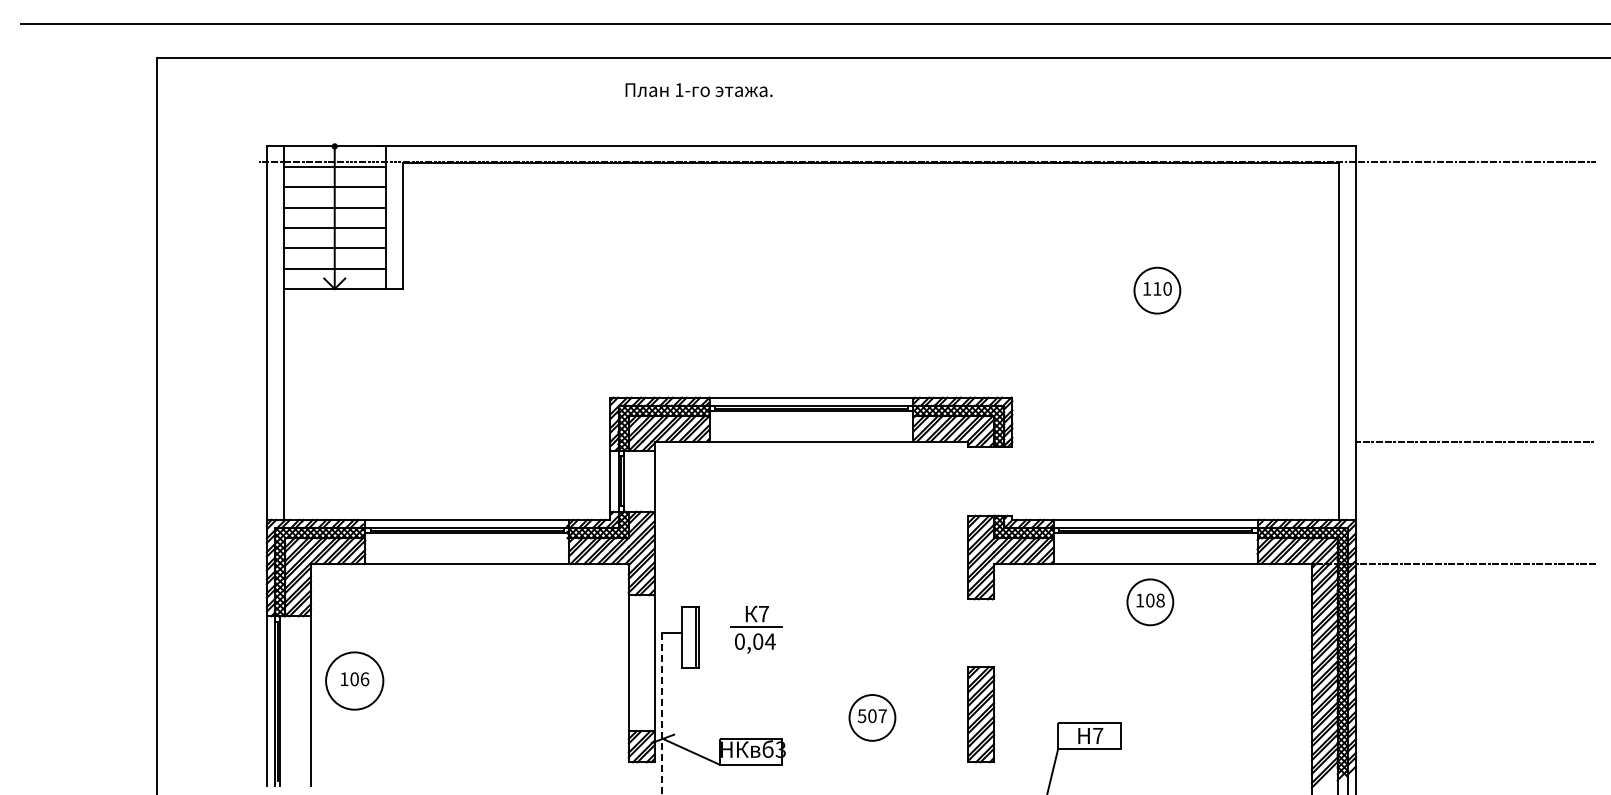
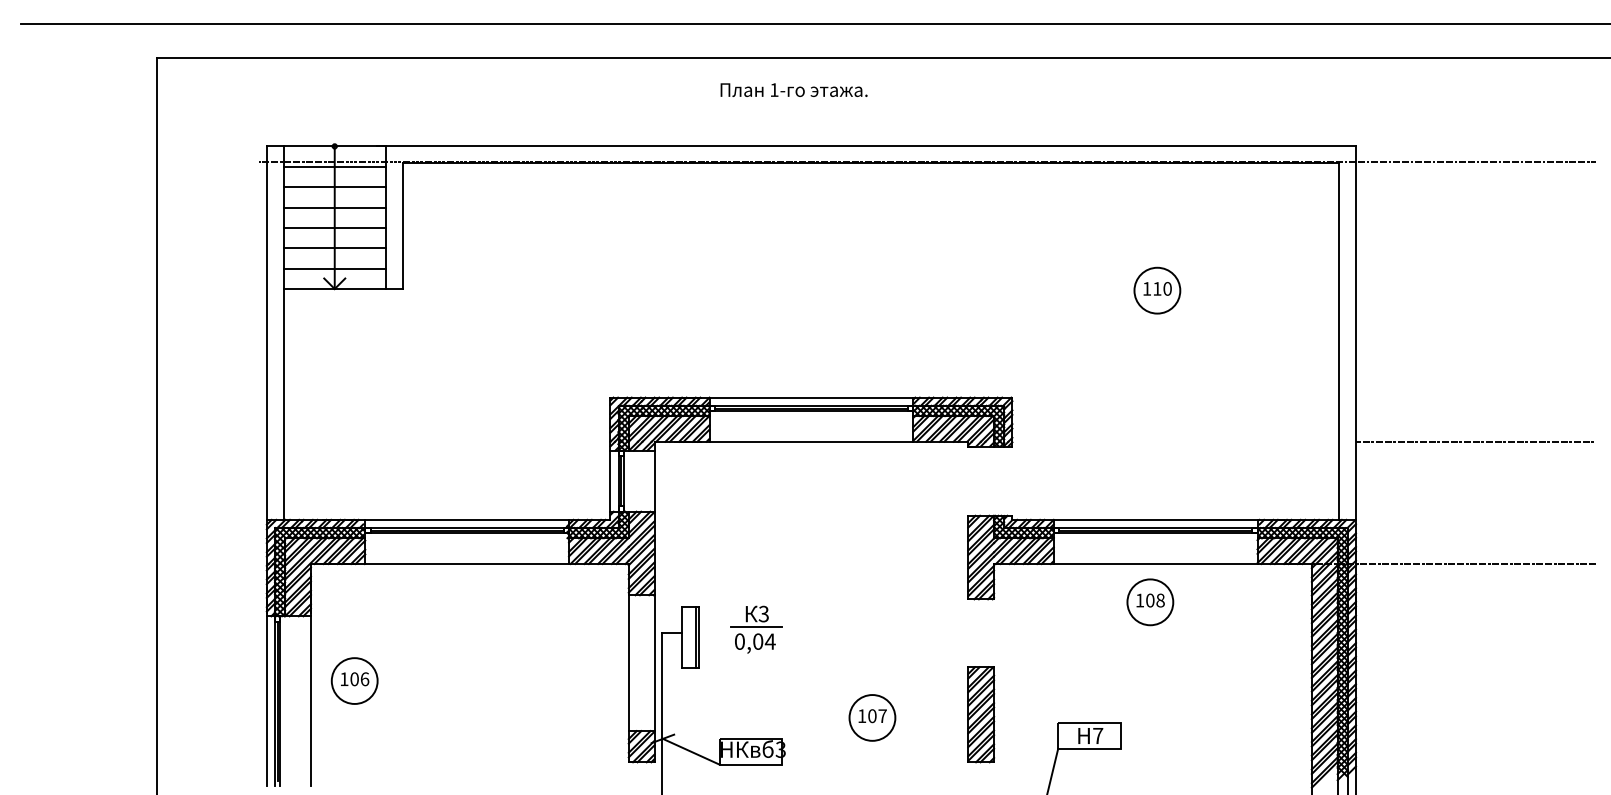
text position: (698, 89) -> (793, 89) (793, 89)
text: 7 -> 3 (763, 613)
circle diameter: 57 px -> 46 px (354, 680)
line: dashed -> solid (662, 713)
text: 507 -> 107 (861, 716)
